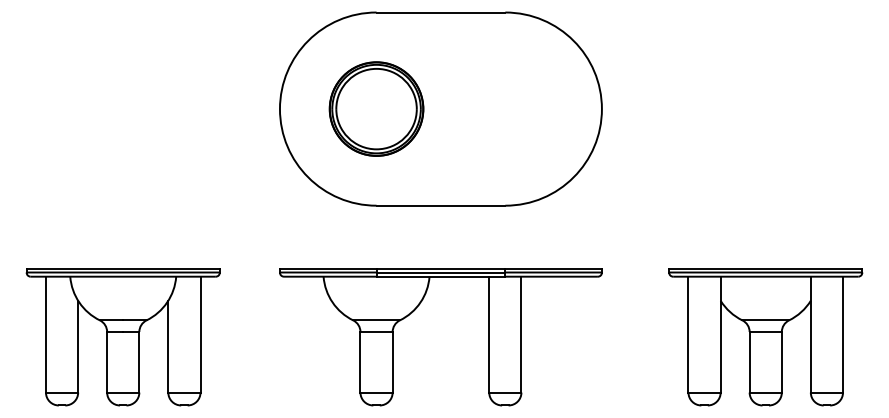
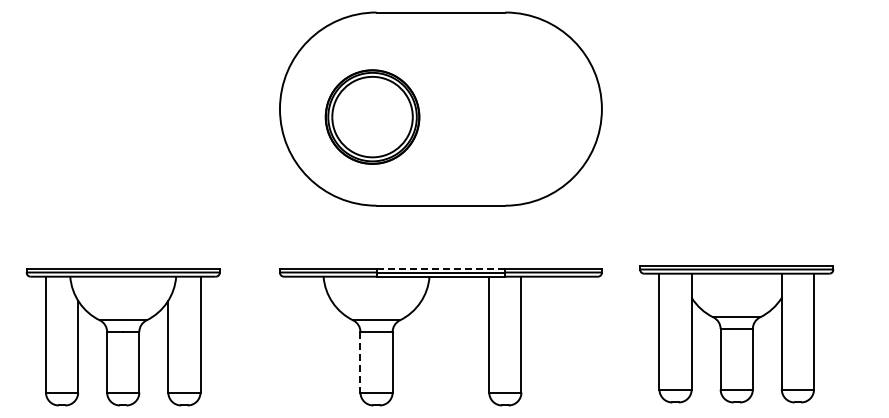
part position: (376, 108) -> (372, 116) (372, 116)
line: solid -> dashed (440, 268)
part position: (765, 337) -> (736, 334) (736, 334)
line: solid -> dashed (360, 362)
